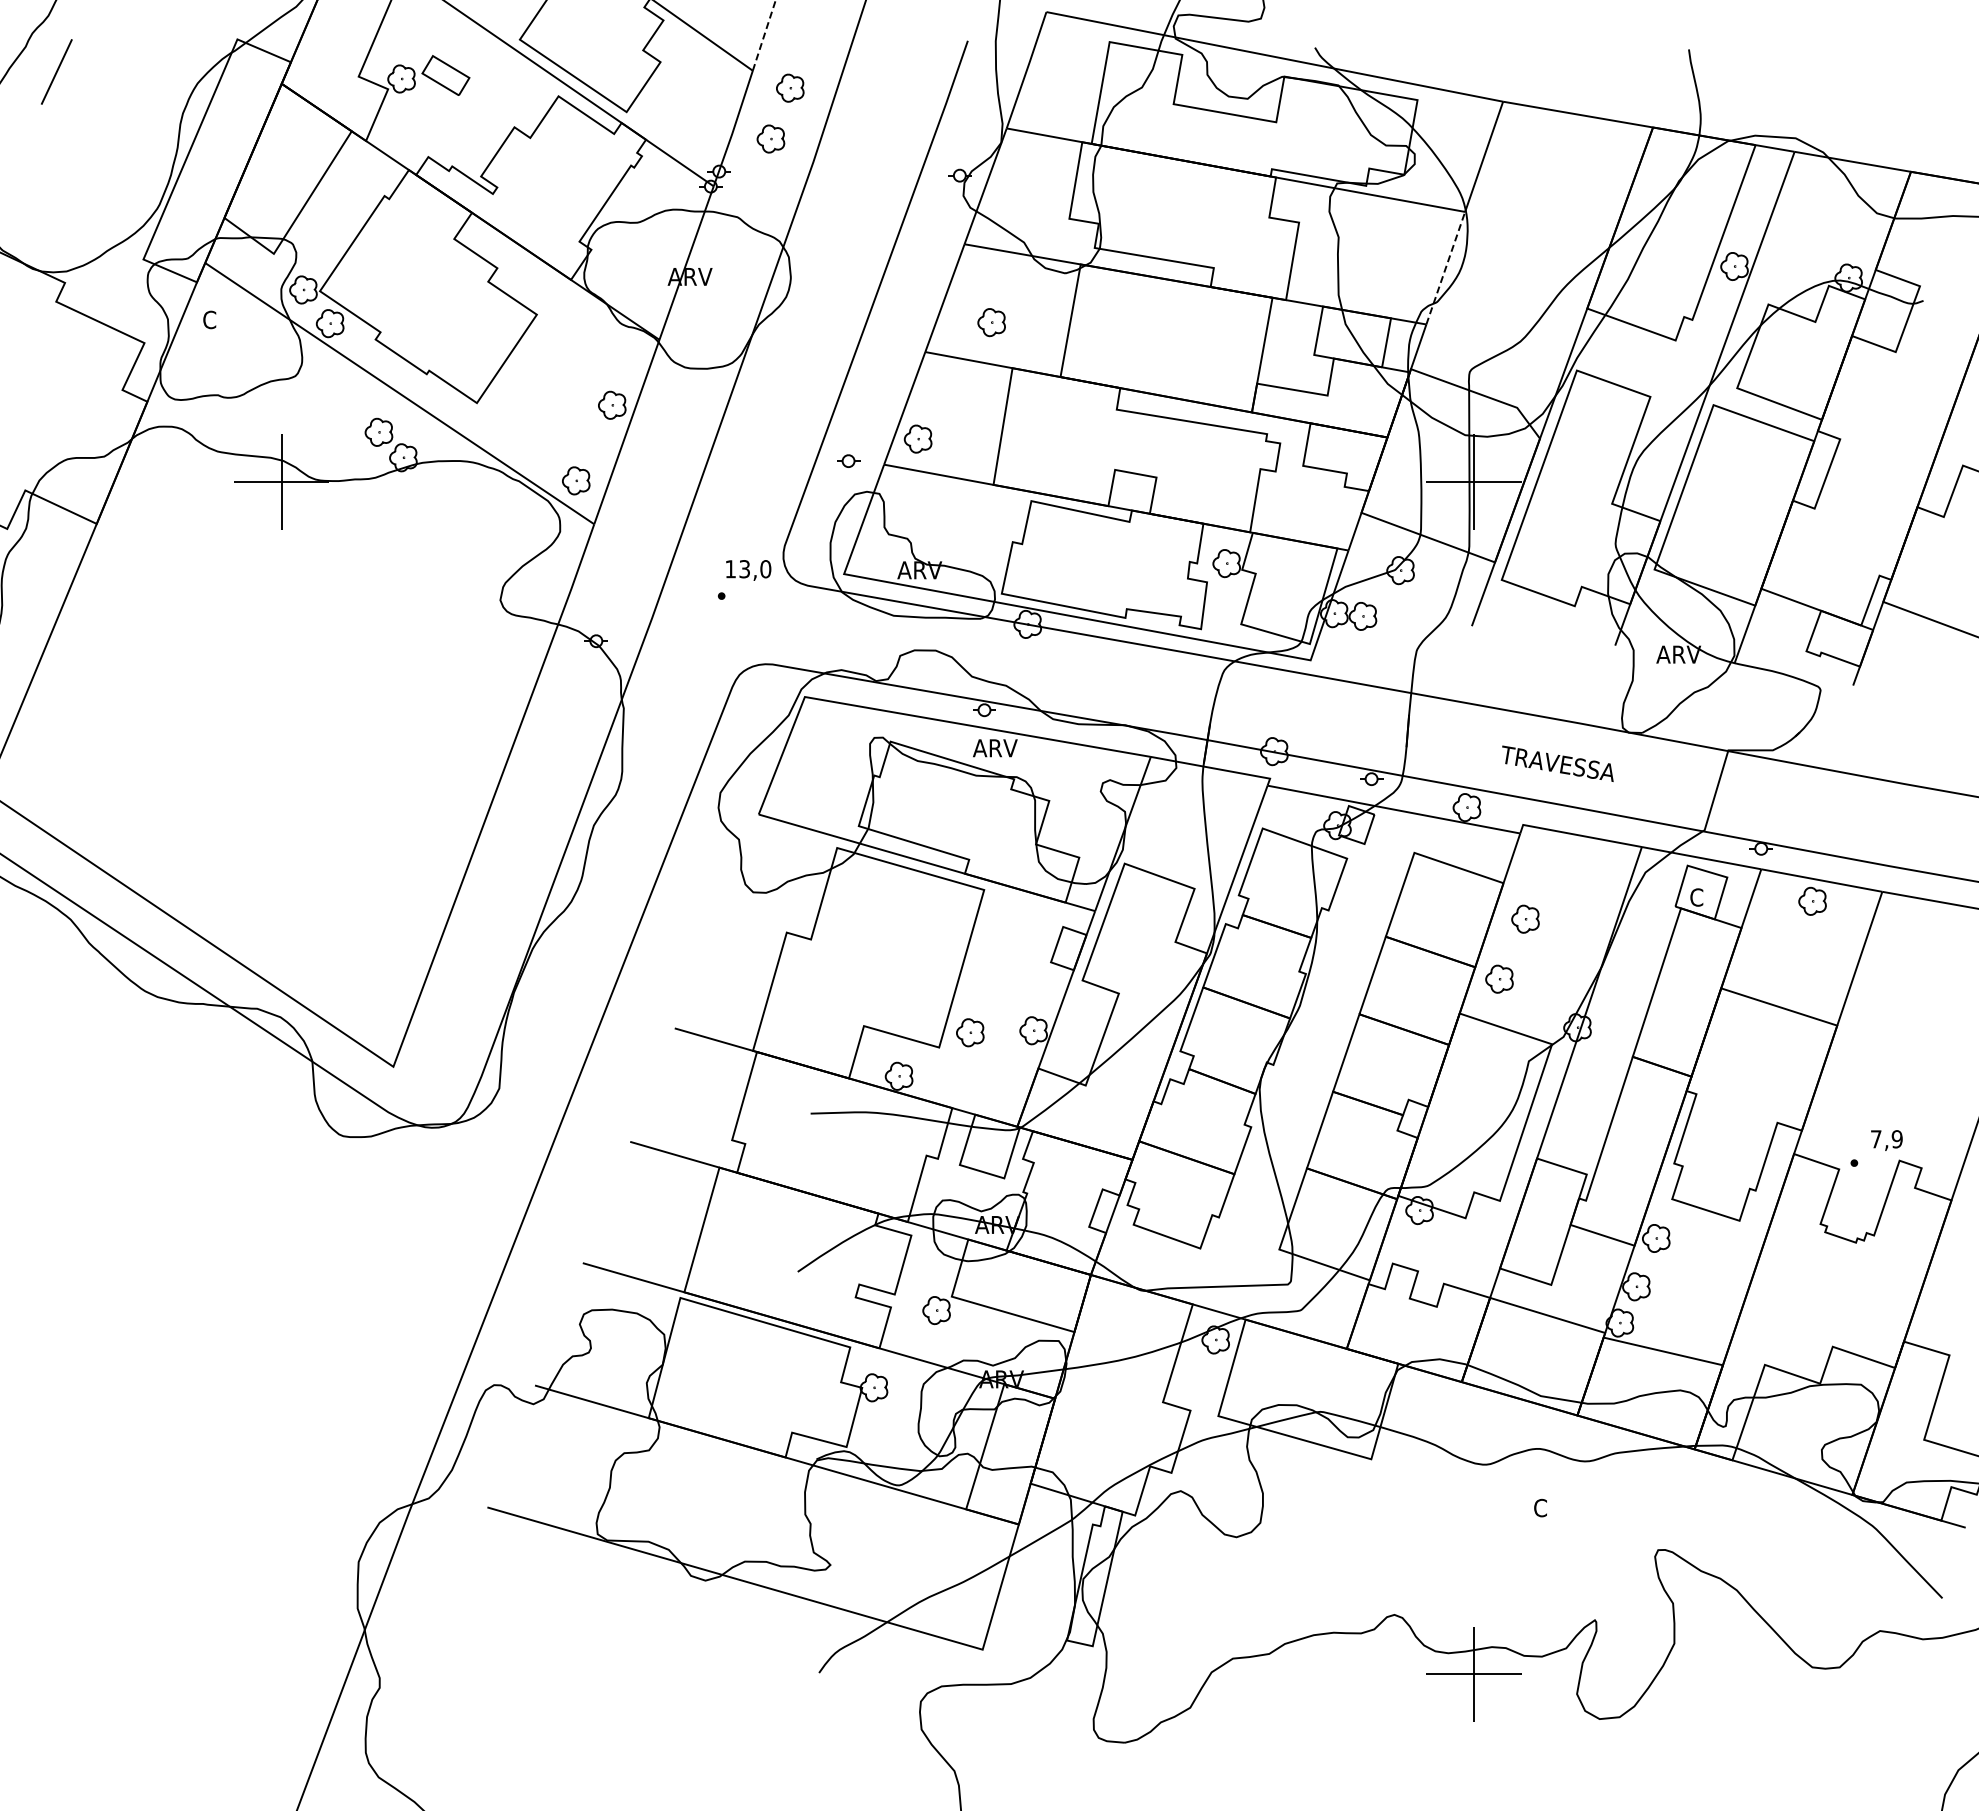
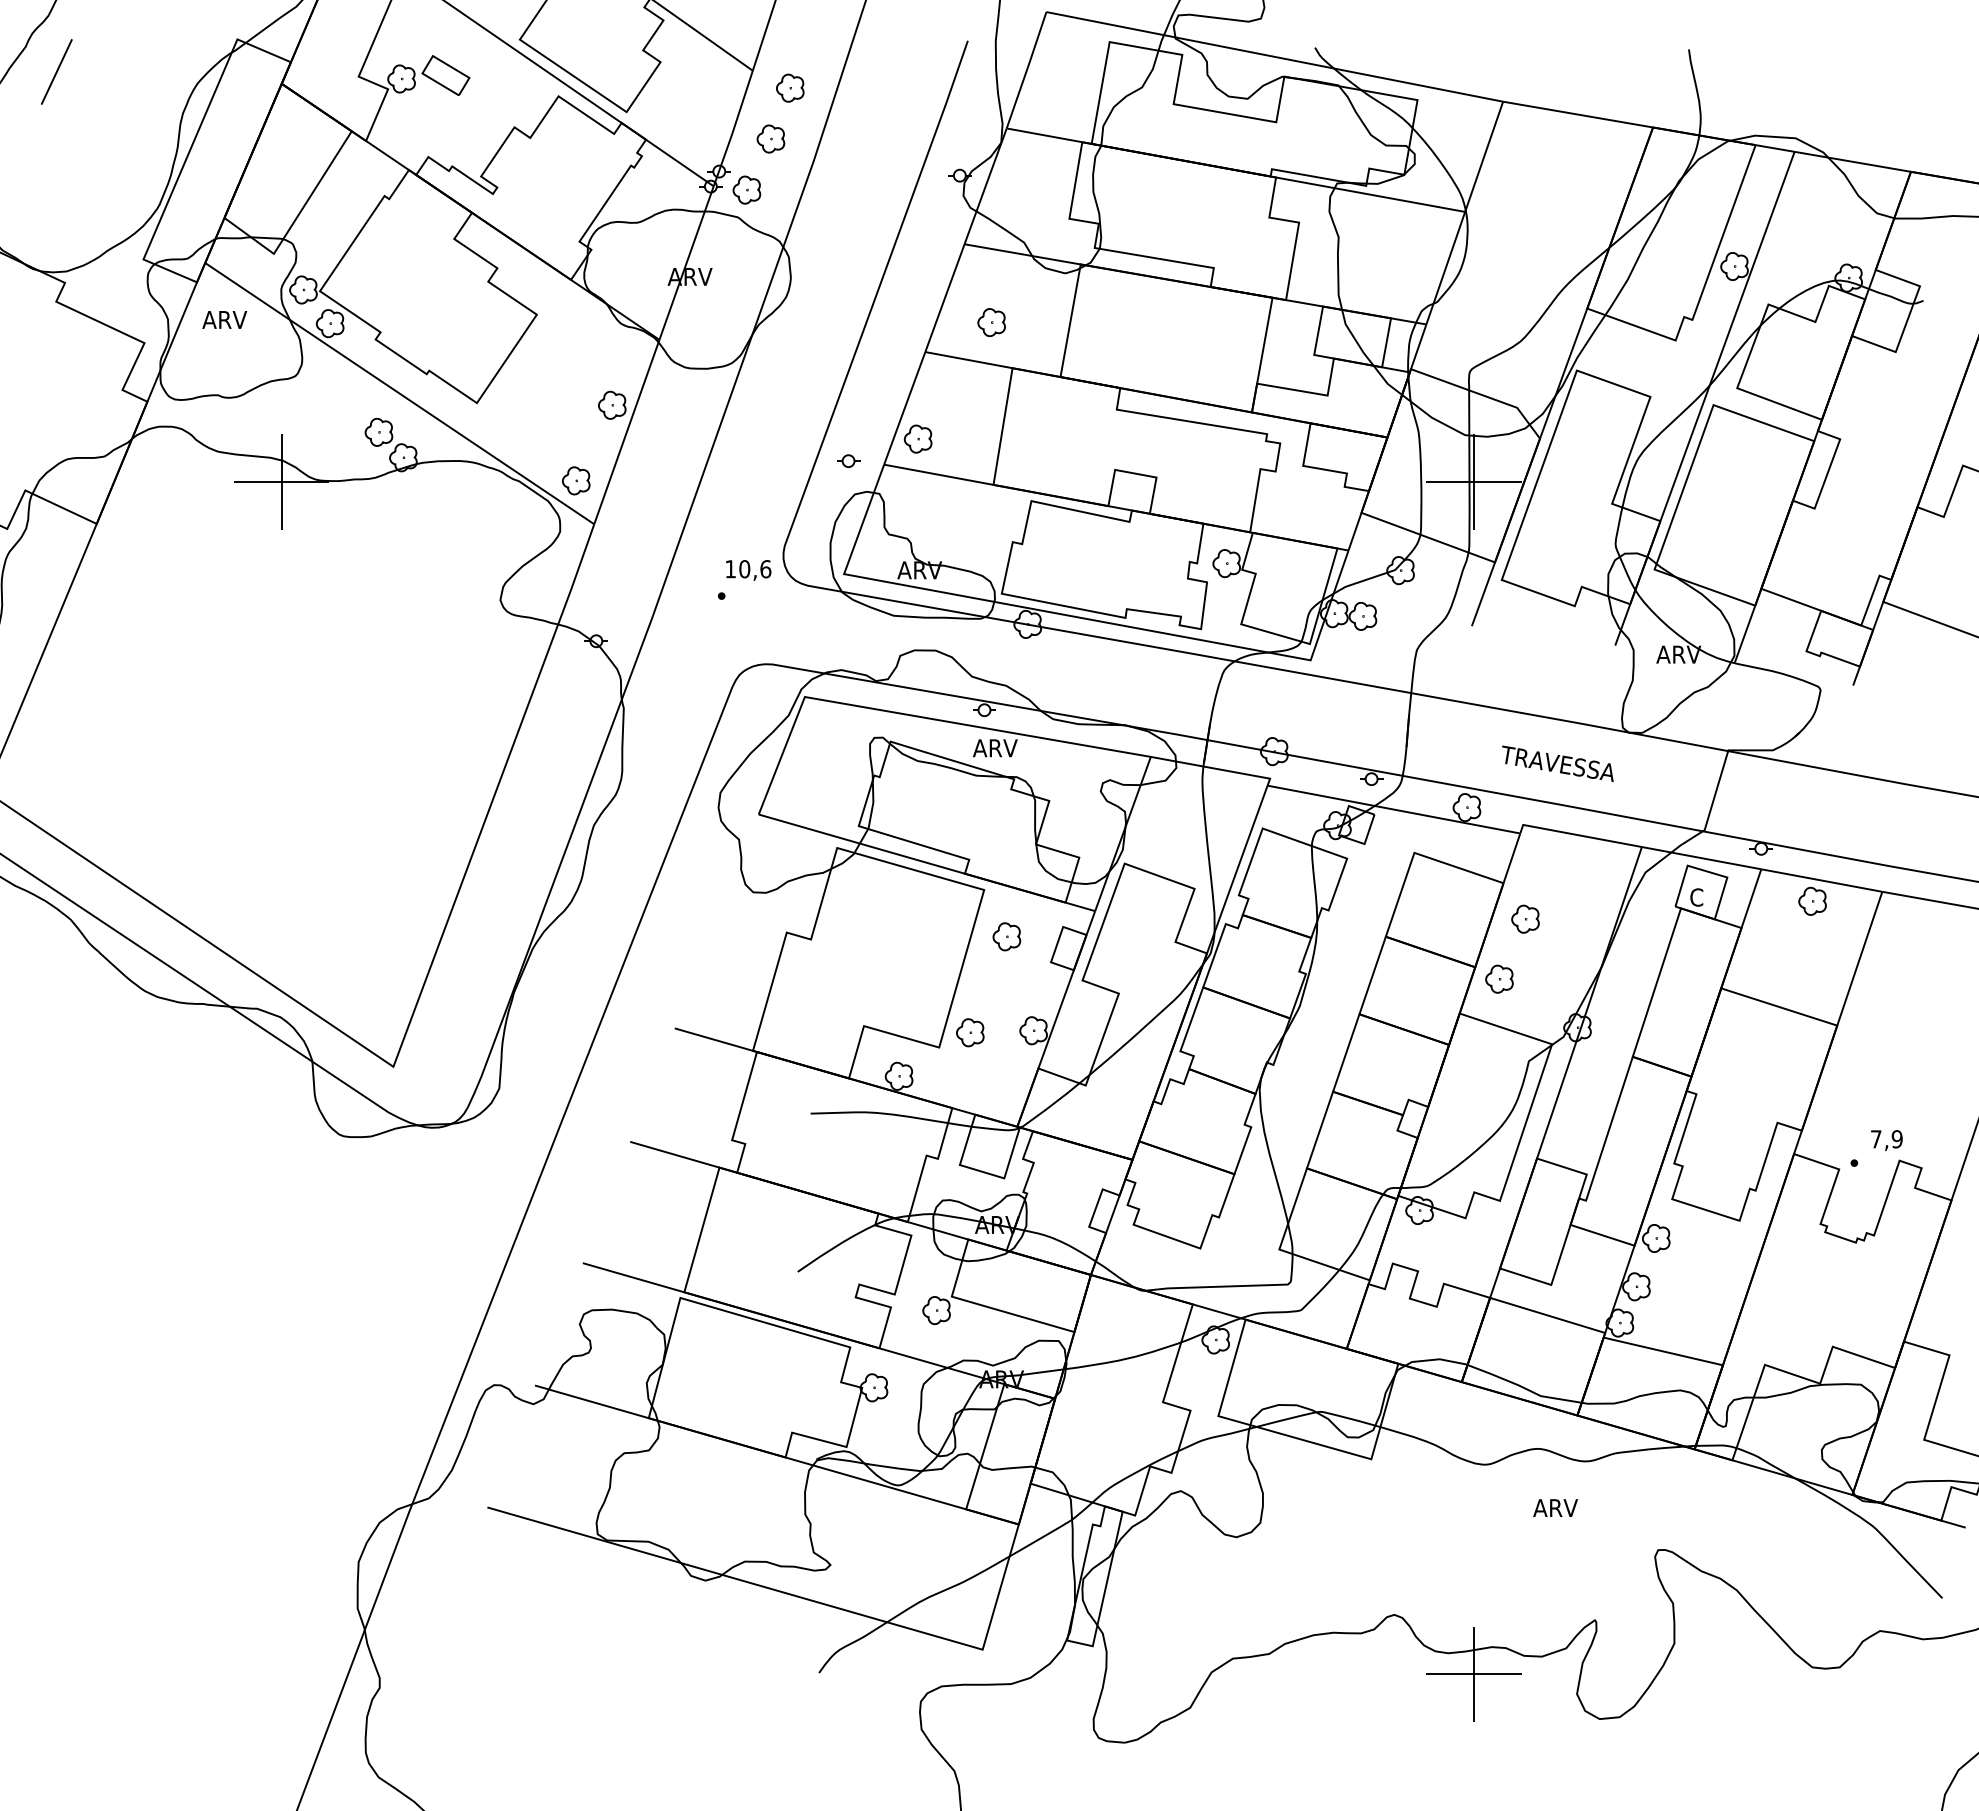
line: dashed -> solid (764, 35)
part: none -> present (746, 189)
line: dashed -> solid (1445, 268)
text: C -> ARV (224, 319)
text: 13,0 -> 10,6 (755, 569)
part: none -> present (1006, 936)
text: C -> ARV (1555, 1507)
